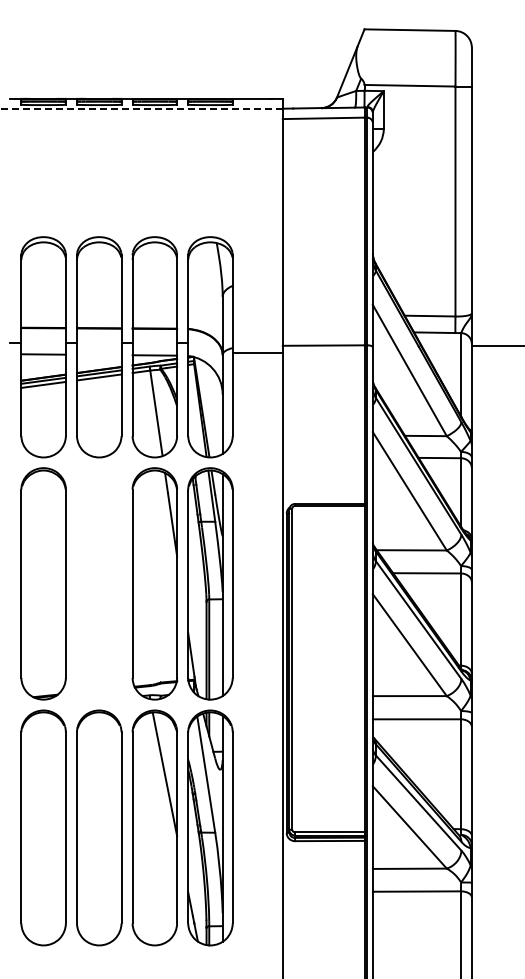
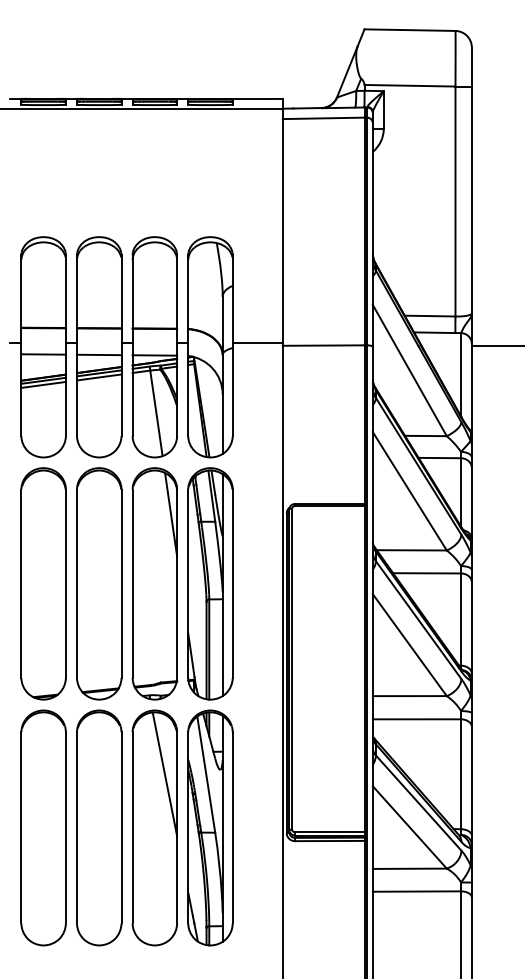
line: dashed -> solid (141, 109)
line position: (257, 352) -> (257, 342) (257, 342)
line: none -> present (99, 354)
part: none -> present (99, 583)
